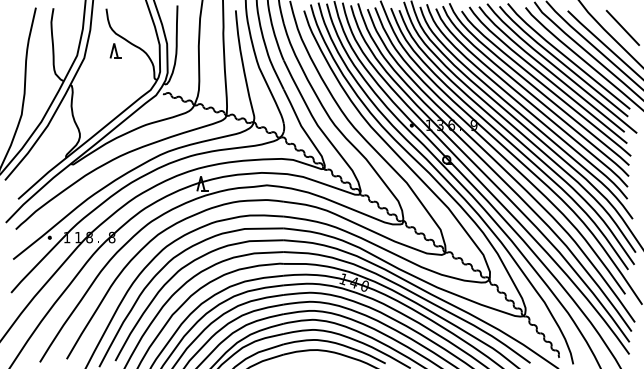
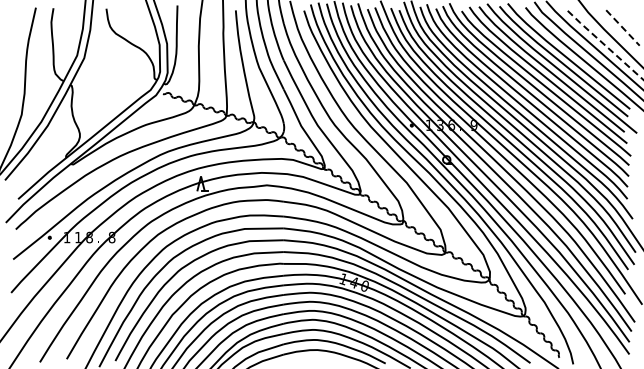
line: solid -> dashed (623, 28)
line: solid -> dashed (605, 45)
part: present -> none (115, 50)
